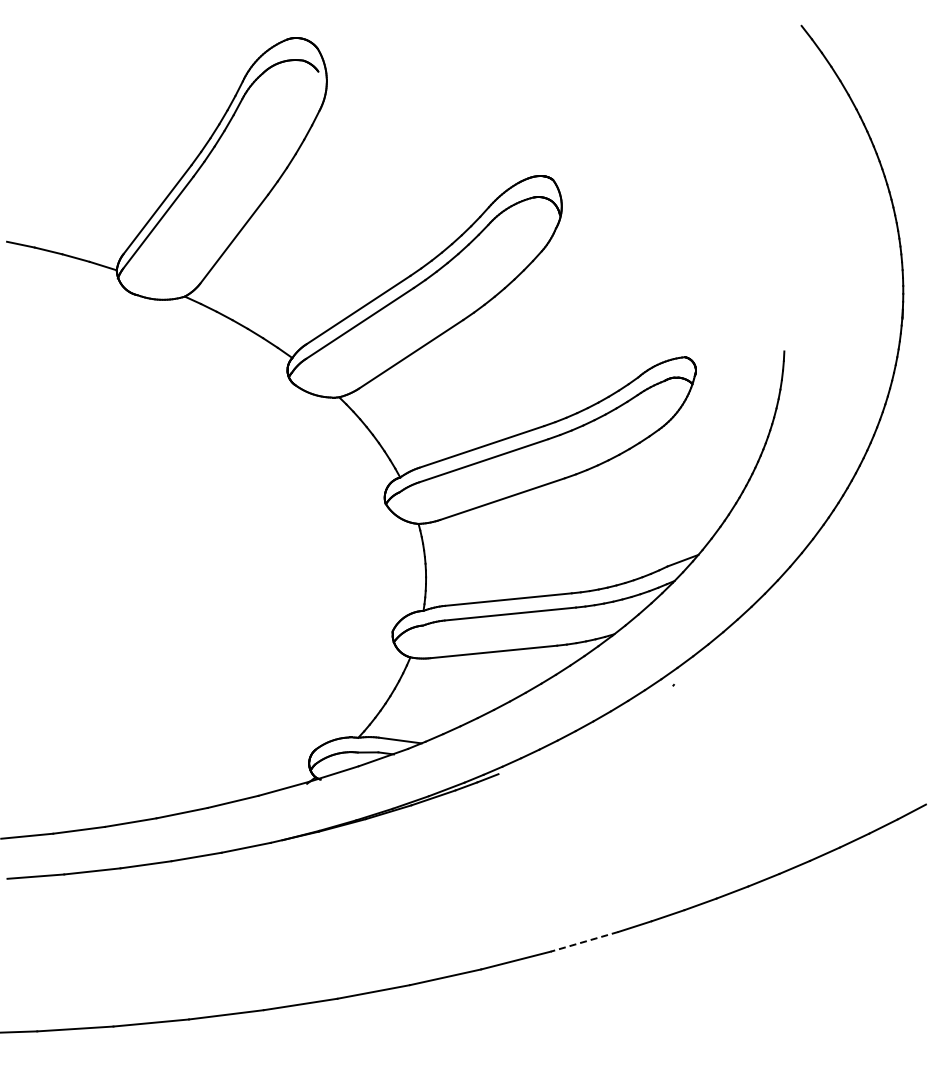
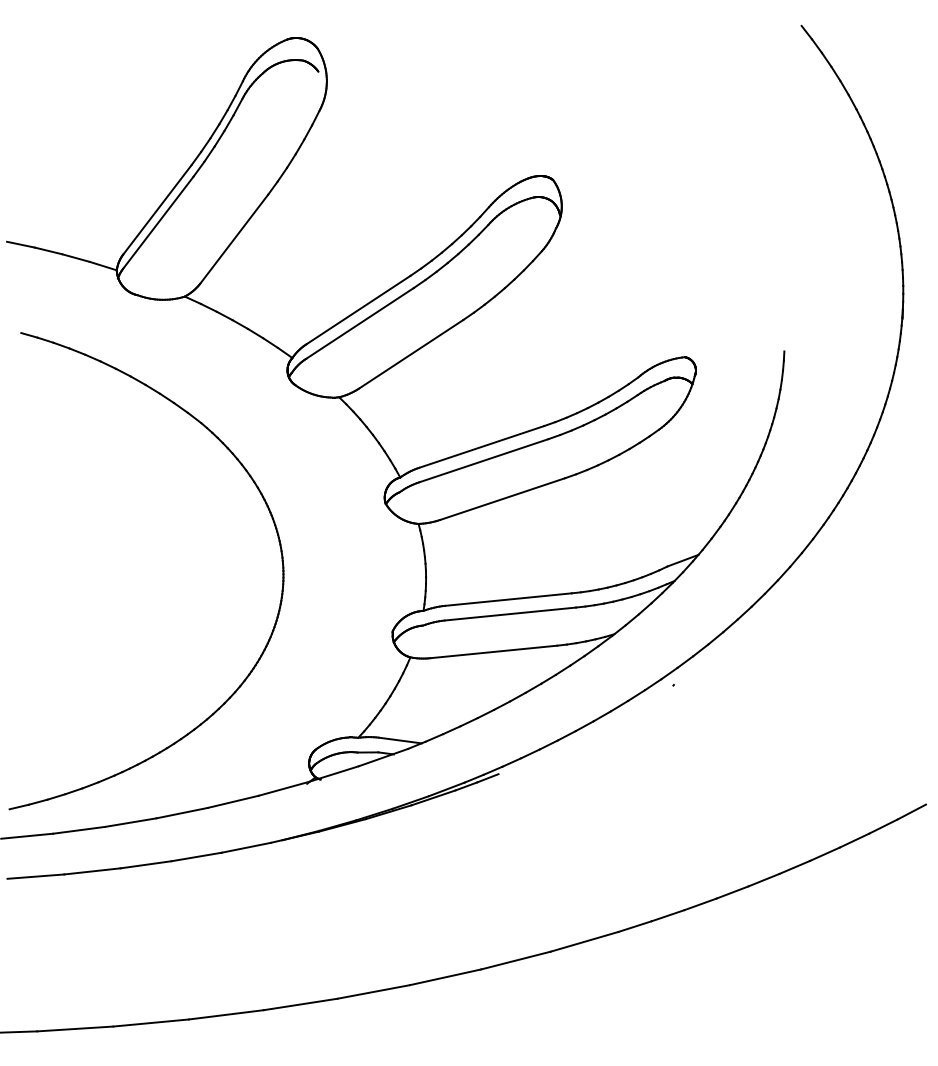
part: none -> present (279, 546)
line: dashed -> solid (584, 941)
